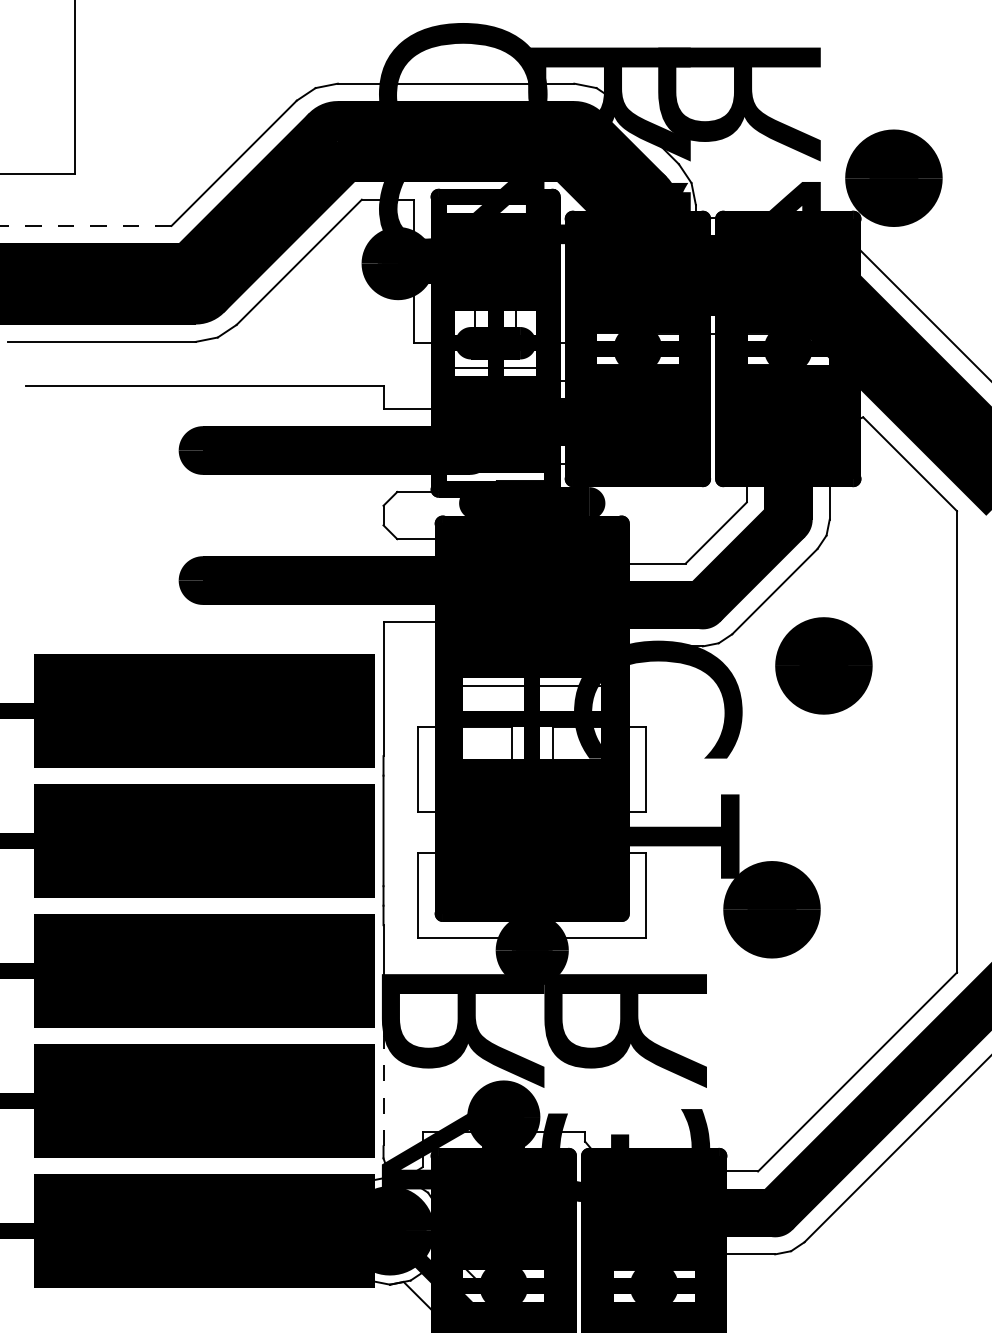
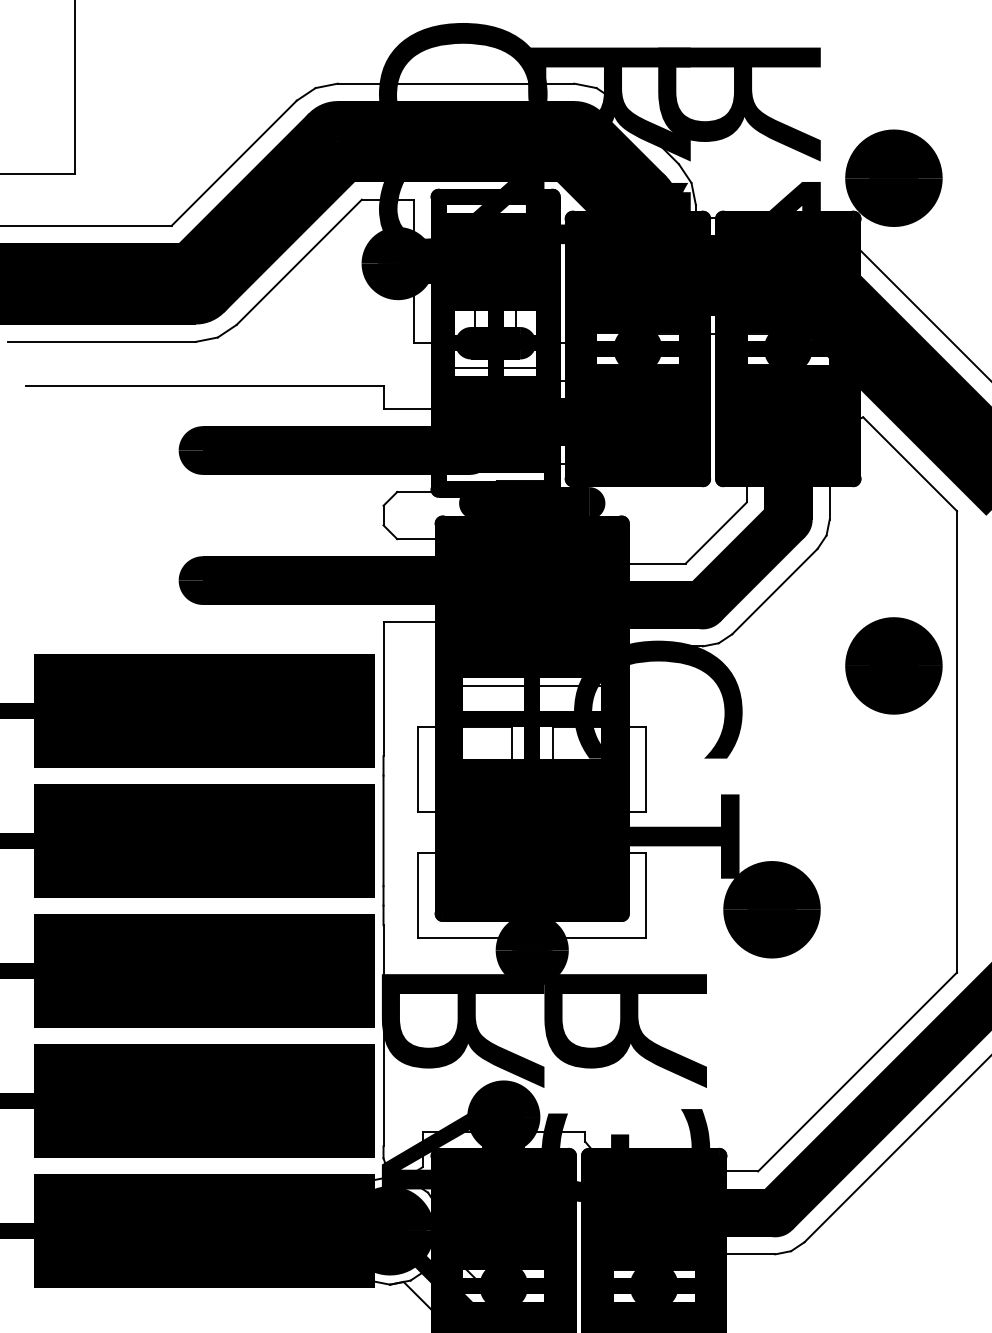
line: dashed -> solid (85, 225)
part position: (823, 665) -> (893, 665) (893, 665)
line: dashed -> solid (383, 1090)
